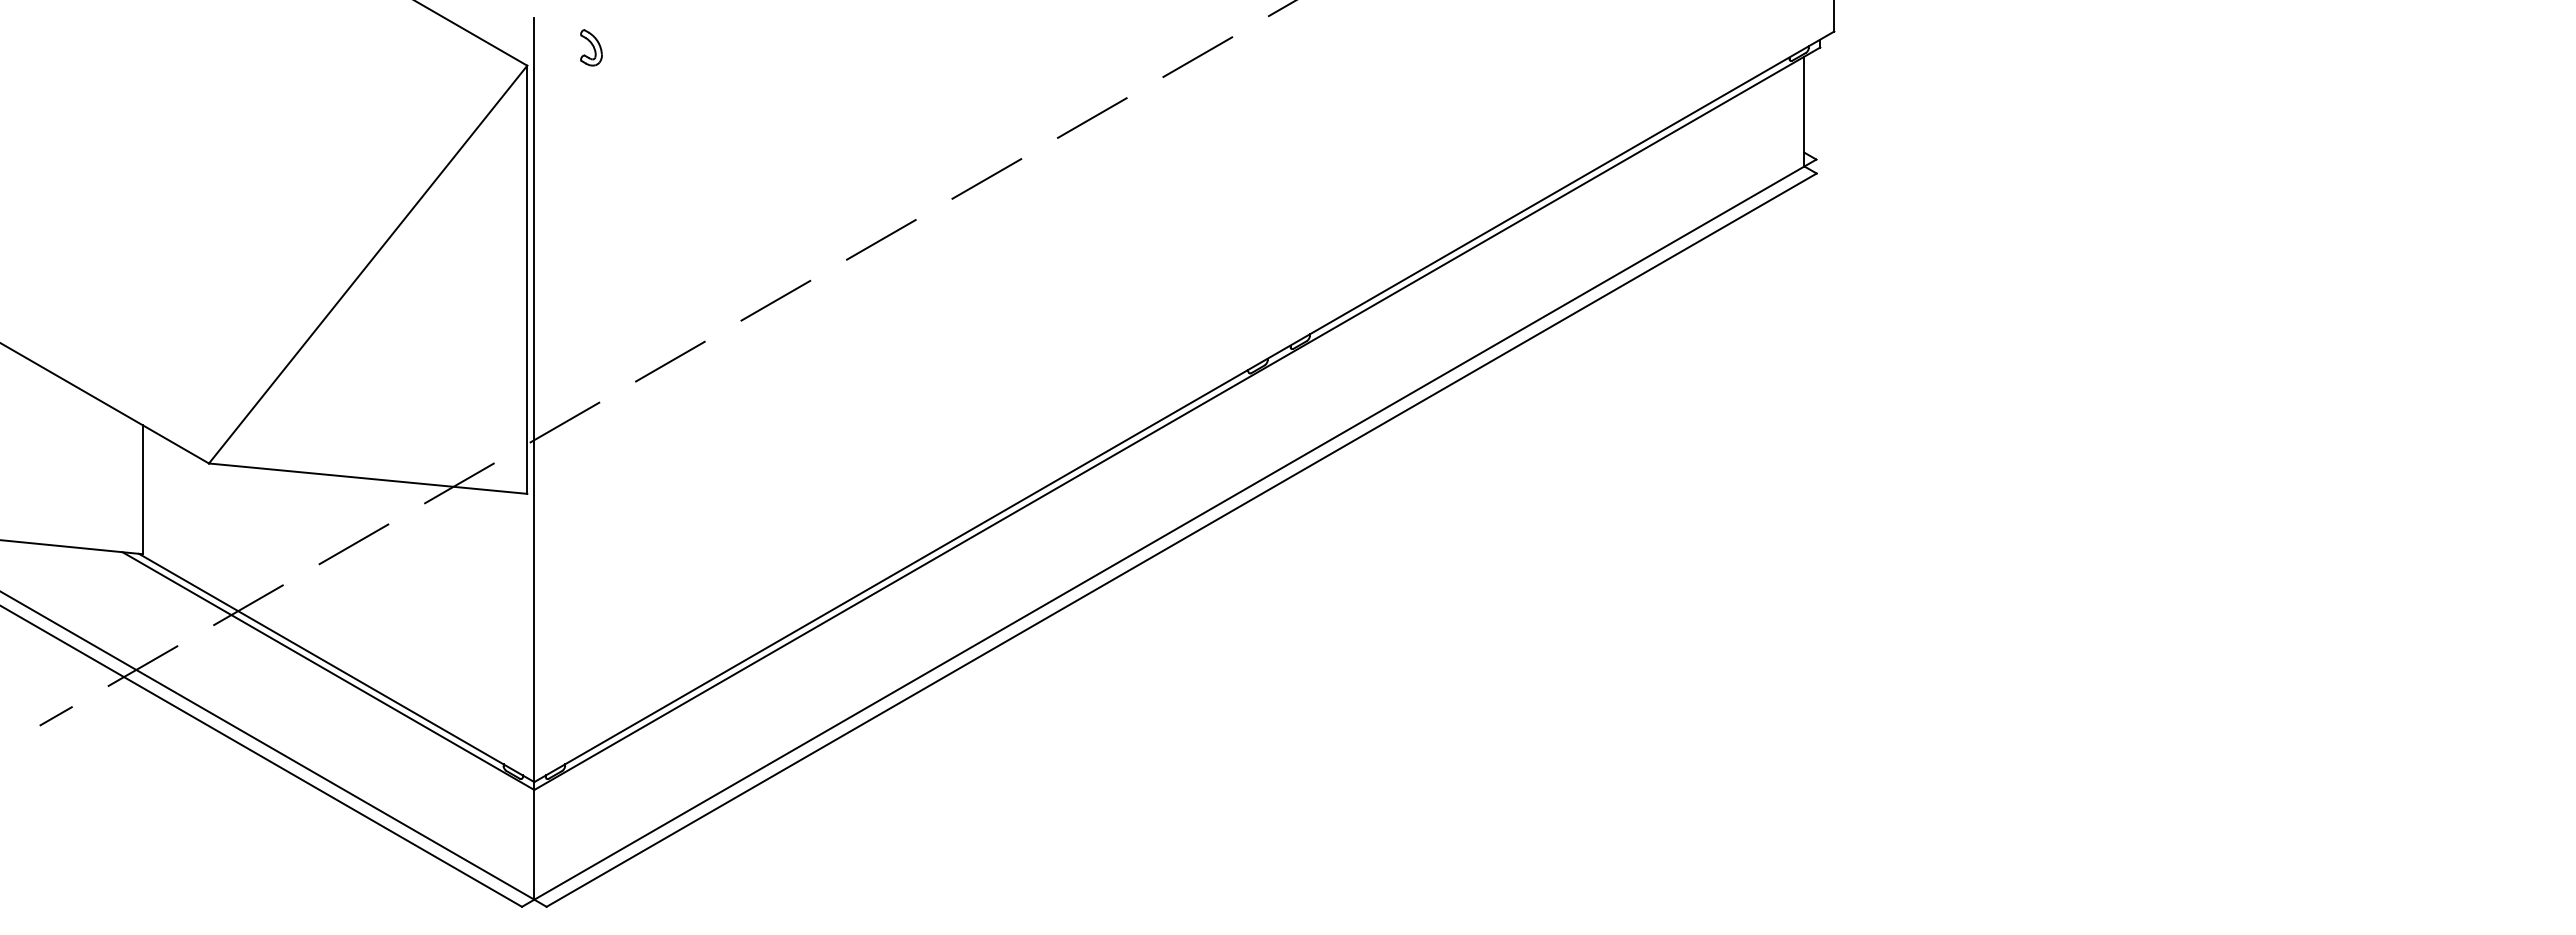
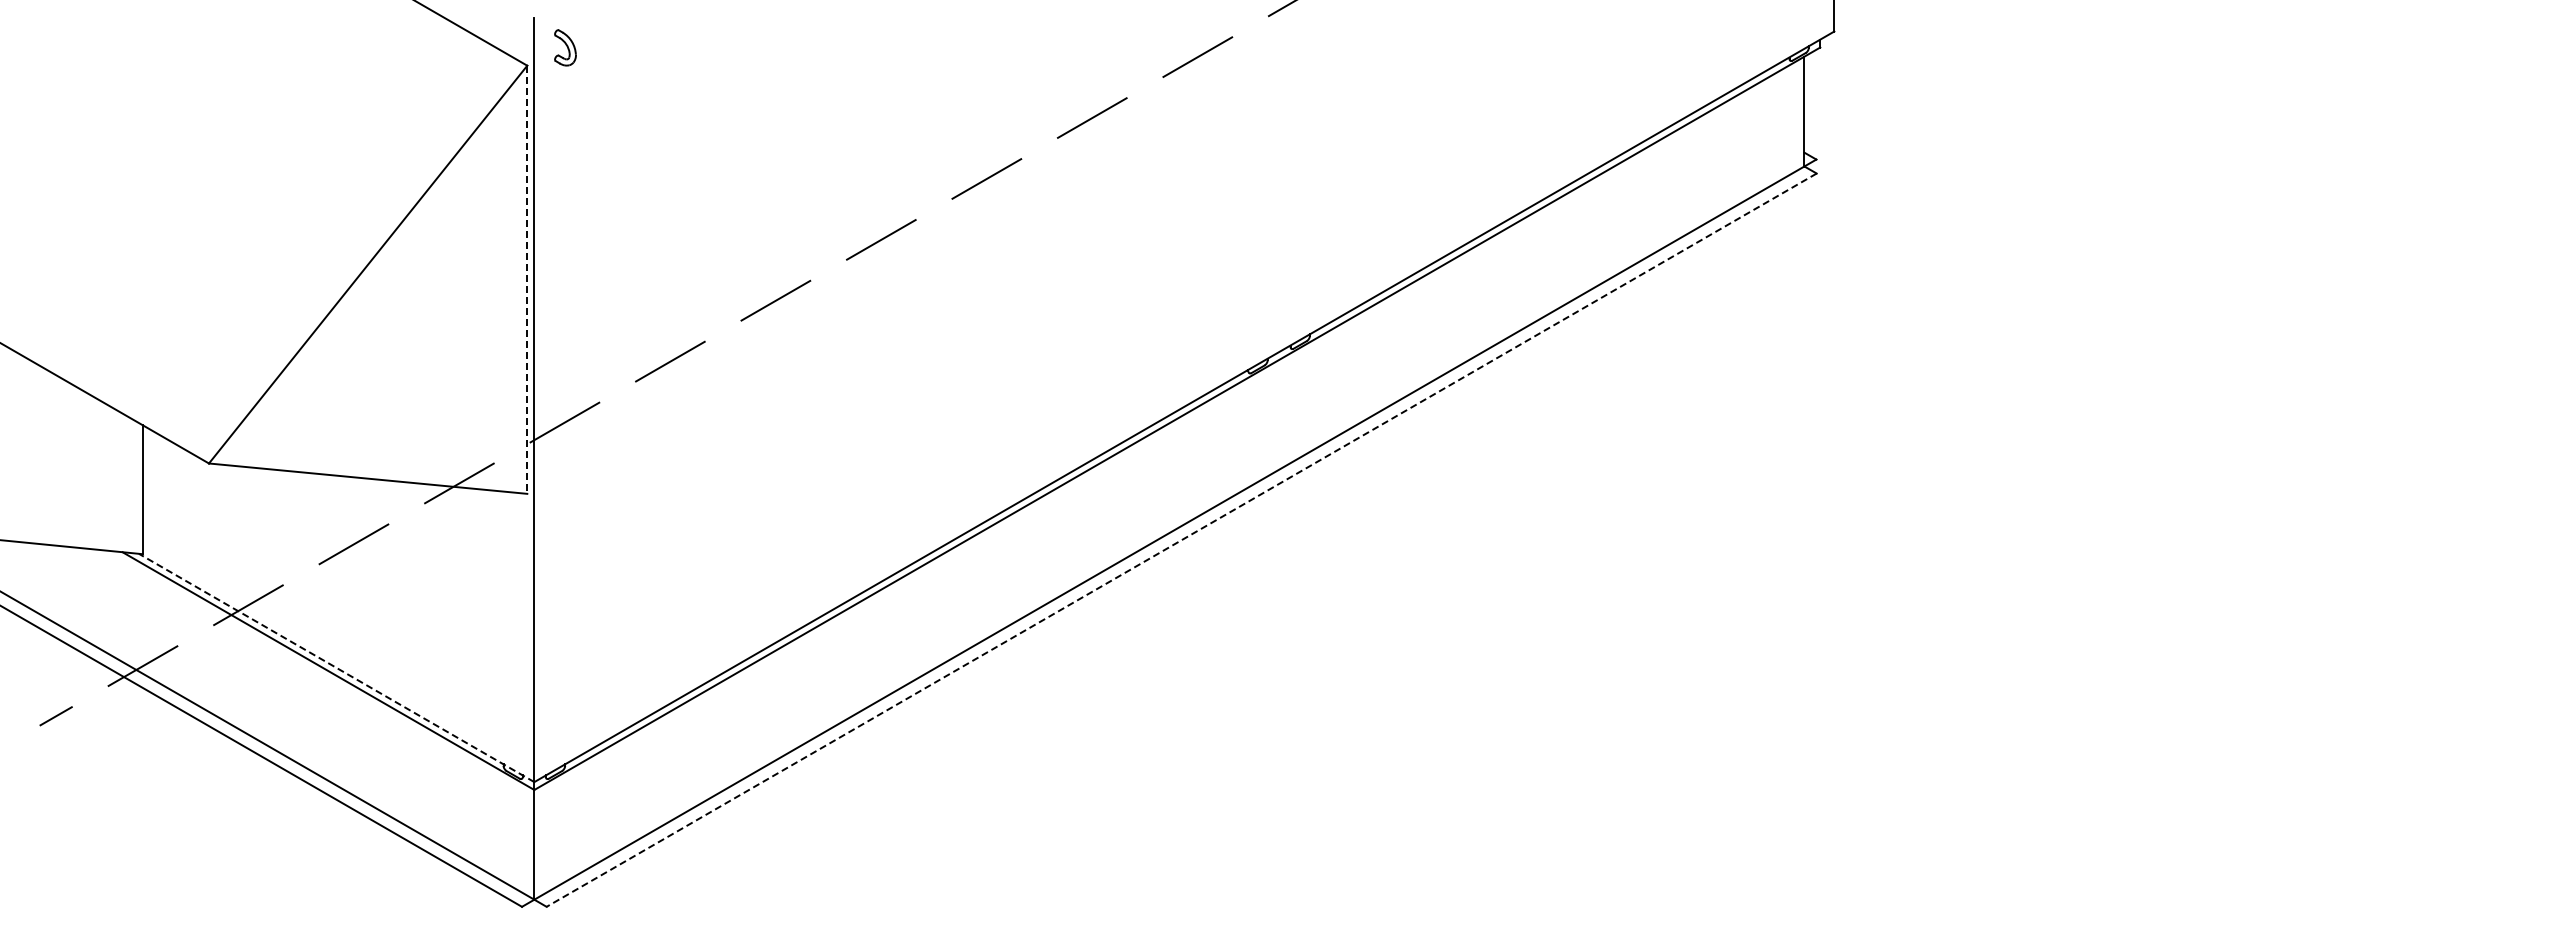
part position: (591, 47) -> (565, 47) (565, 47)
line: solid -> dashed (527, 280)
line: solid -> dashed (1181, 540)
line: solid -> dashed (336, 667)
